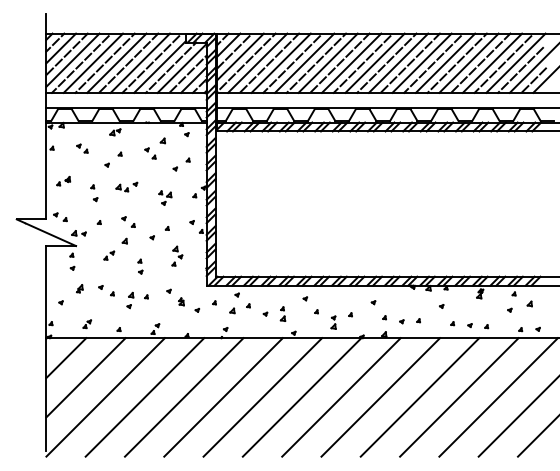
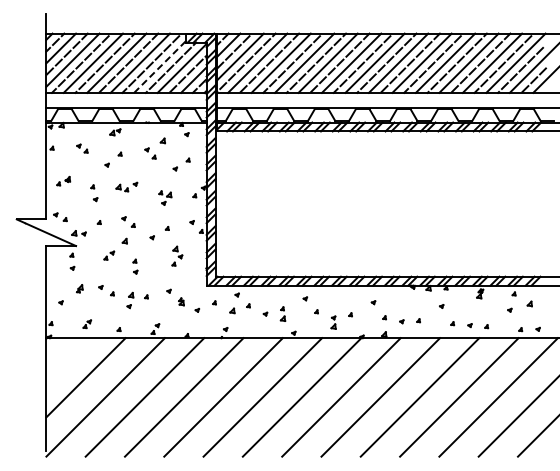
line: solid -> dashed (160, 67)
part position: (140, 266) -> (135, 266) (135, 266)
line: present -> none (66, 358)
